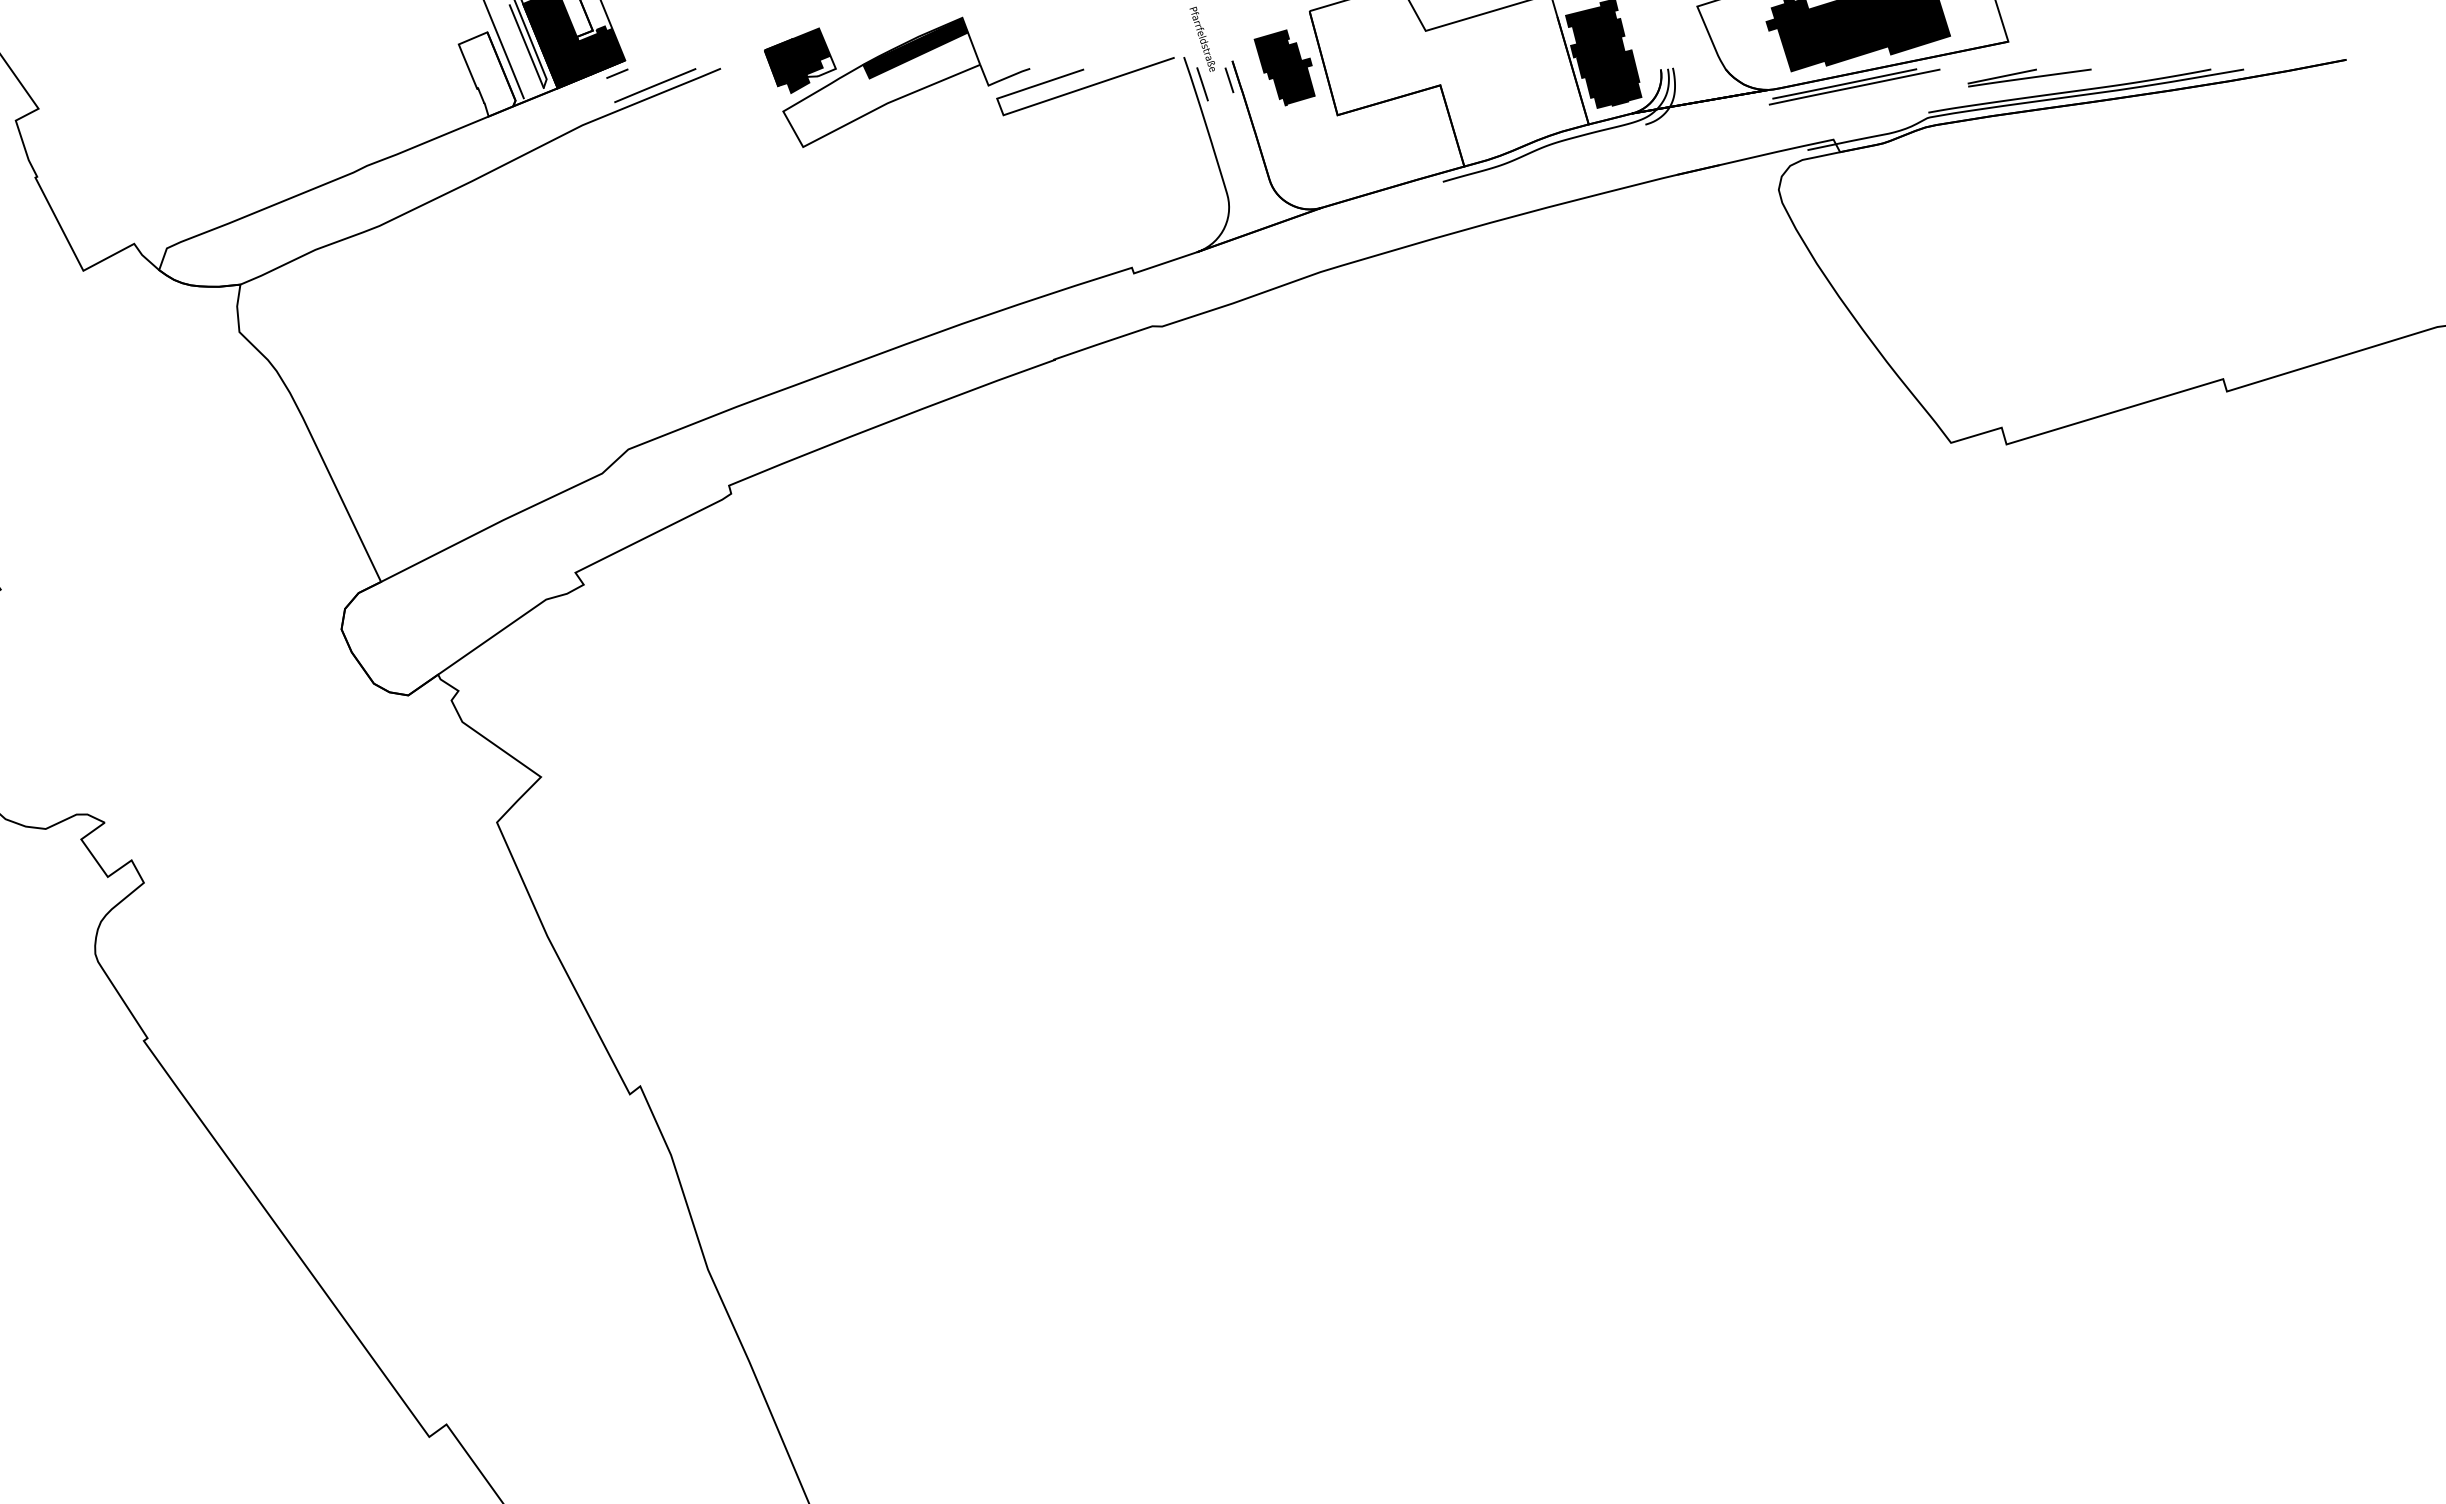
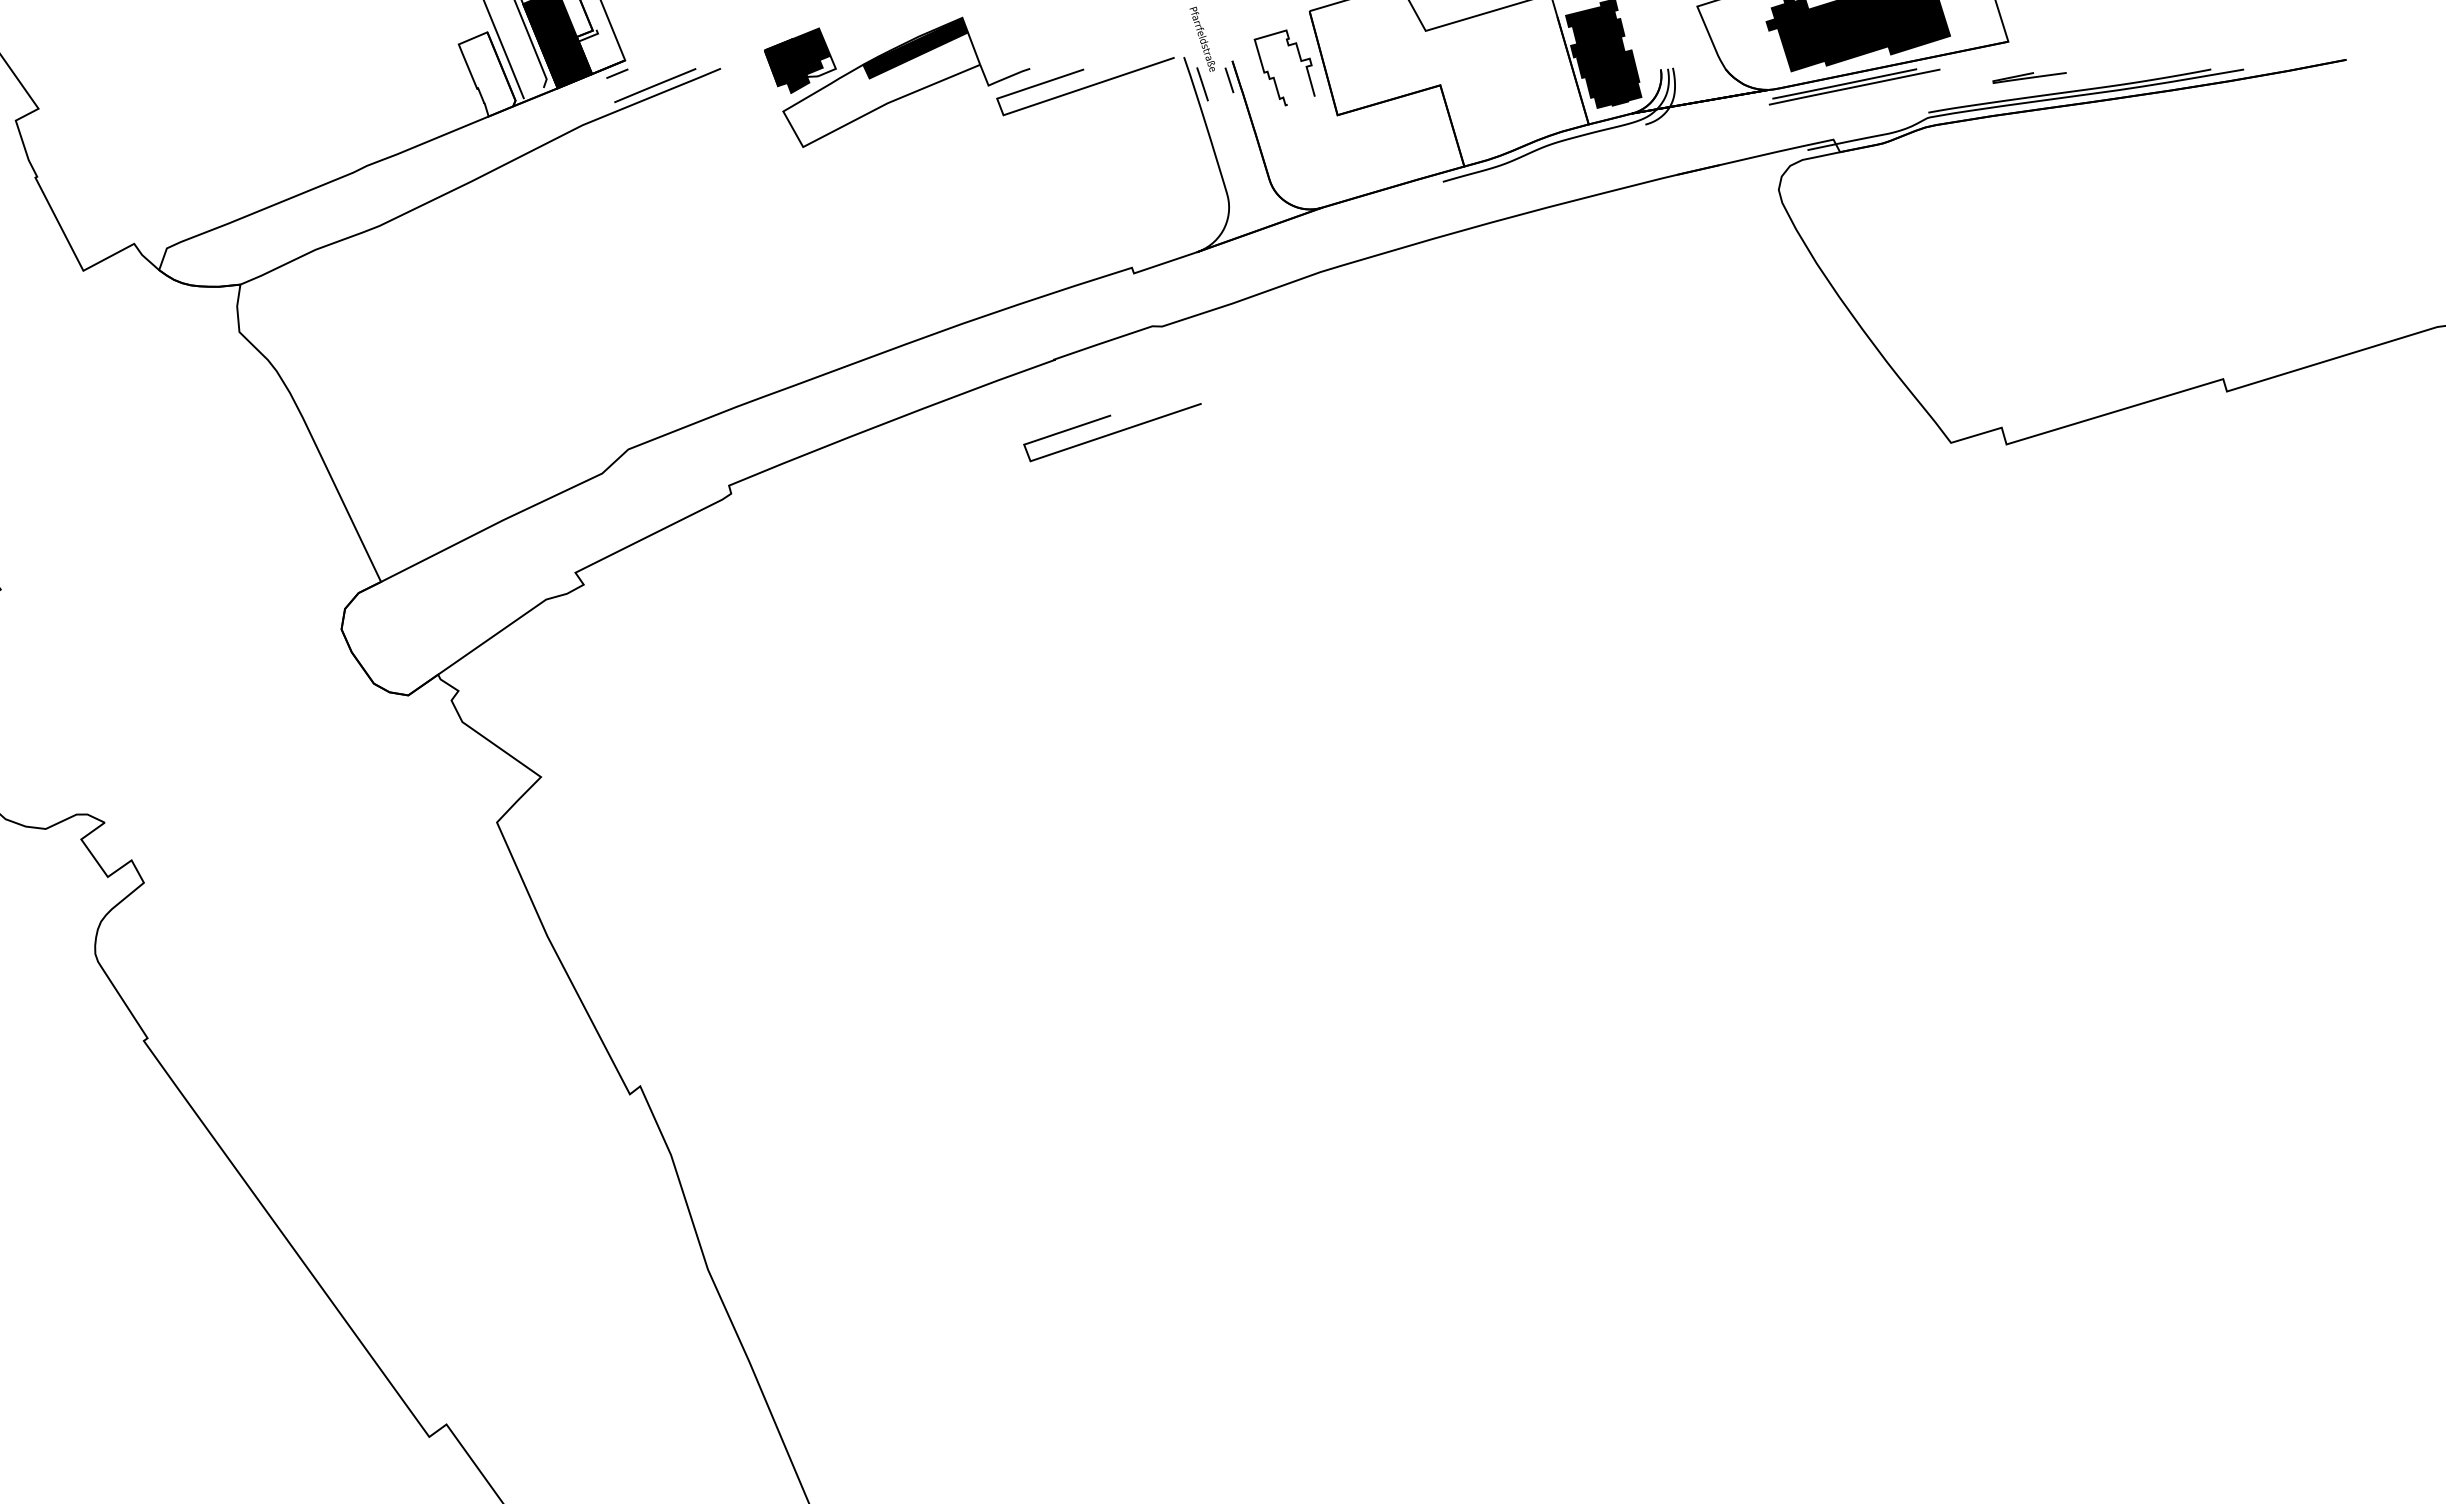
line: present -> none (526, 46)
fill: present -> none (601, 49)
fill: present -> none (1284, 67)
part size: 125x20 px -> 75x12 px (2029, 77)
curve: none -> present (1112, 432)
